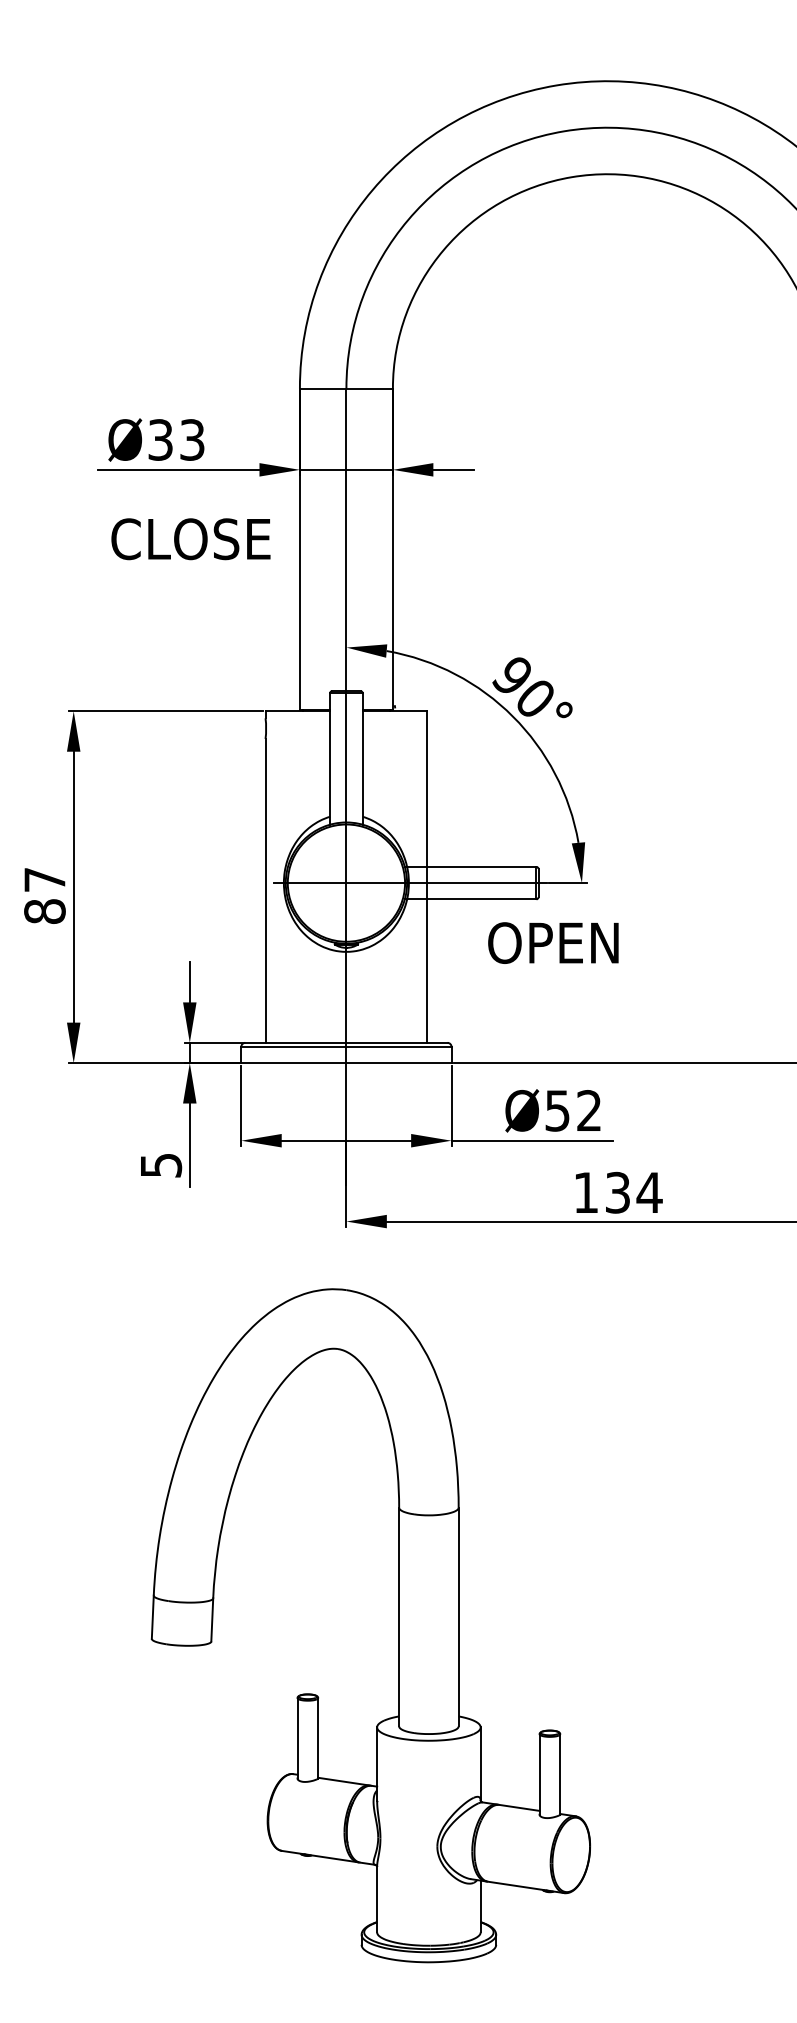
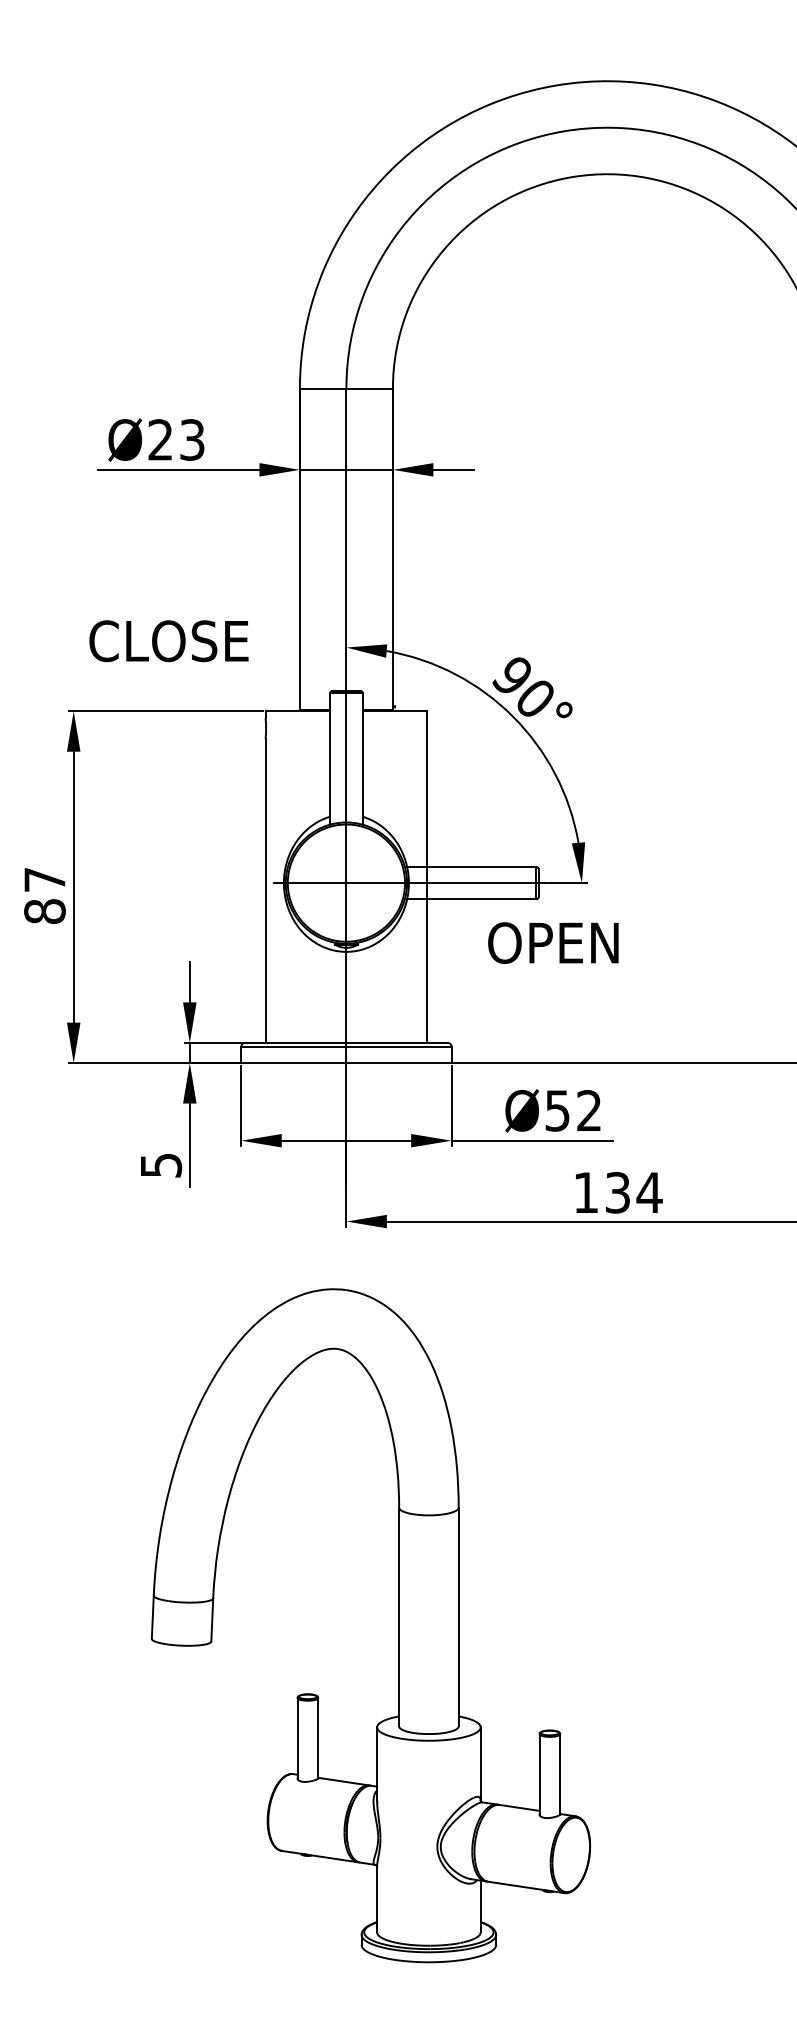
text: Ø33 -> Ø23 (160, 439)
text position: (190, 539) -> (168, 641) (168, 641)
